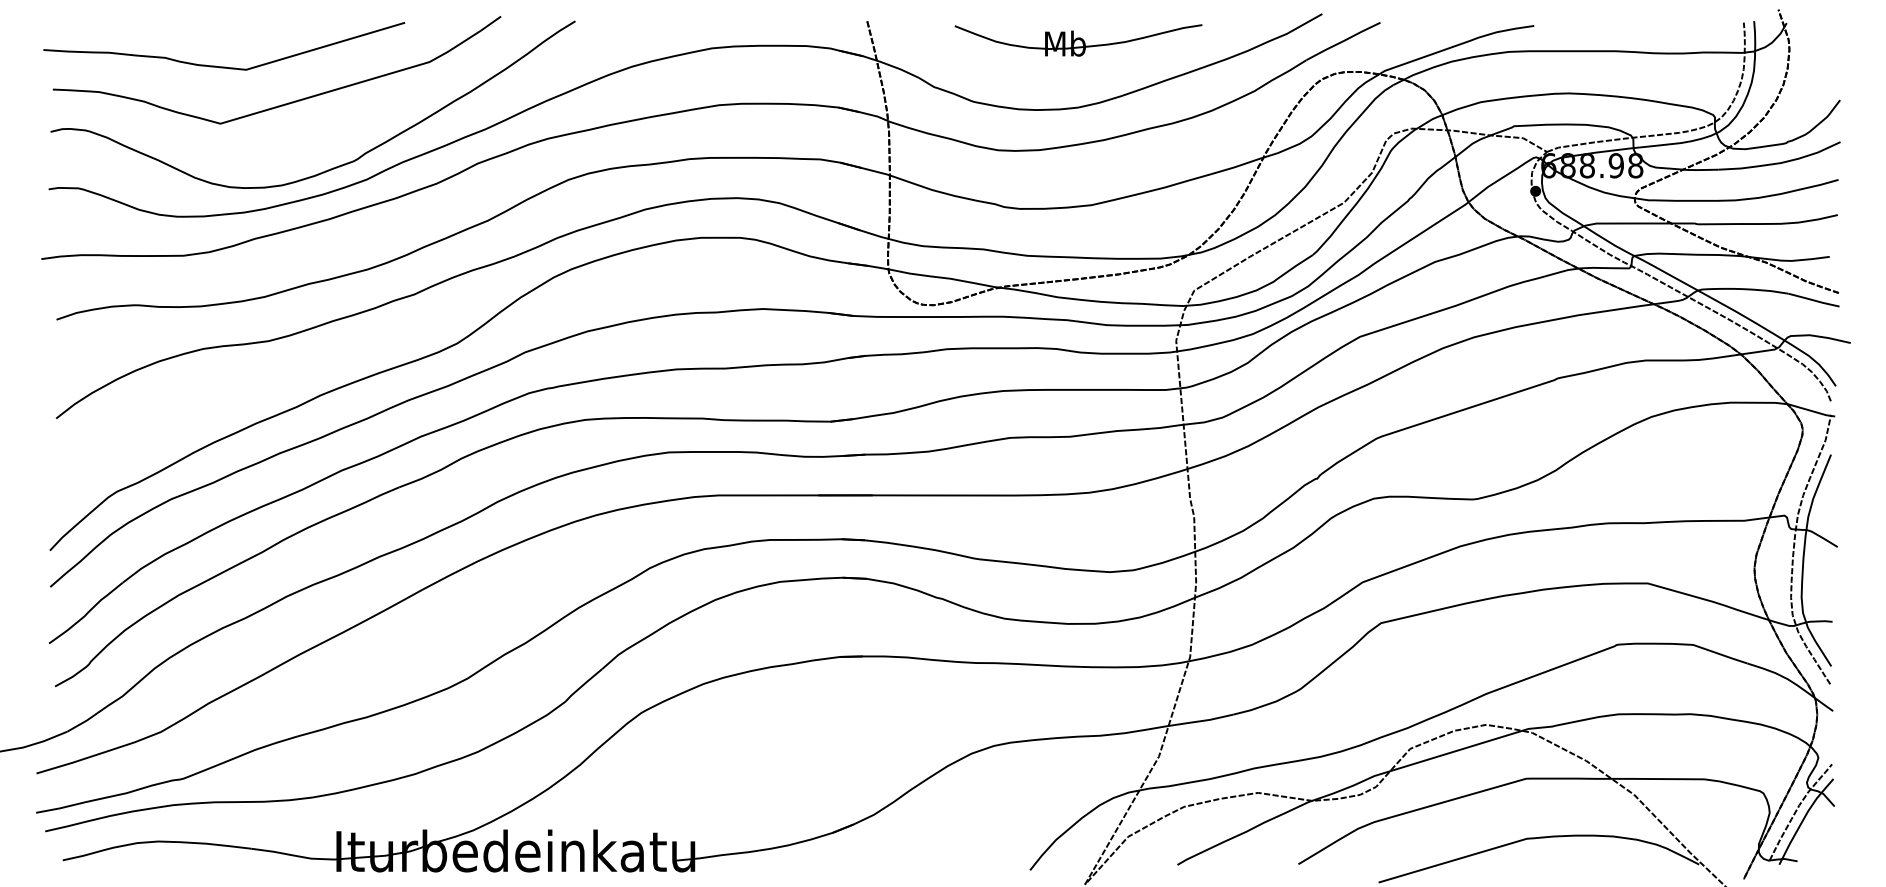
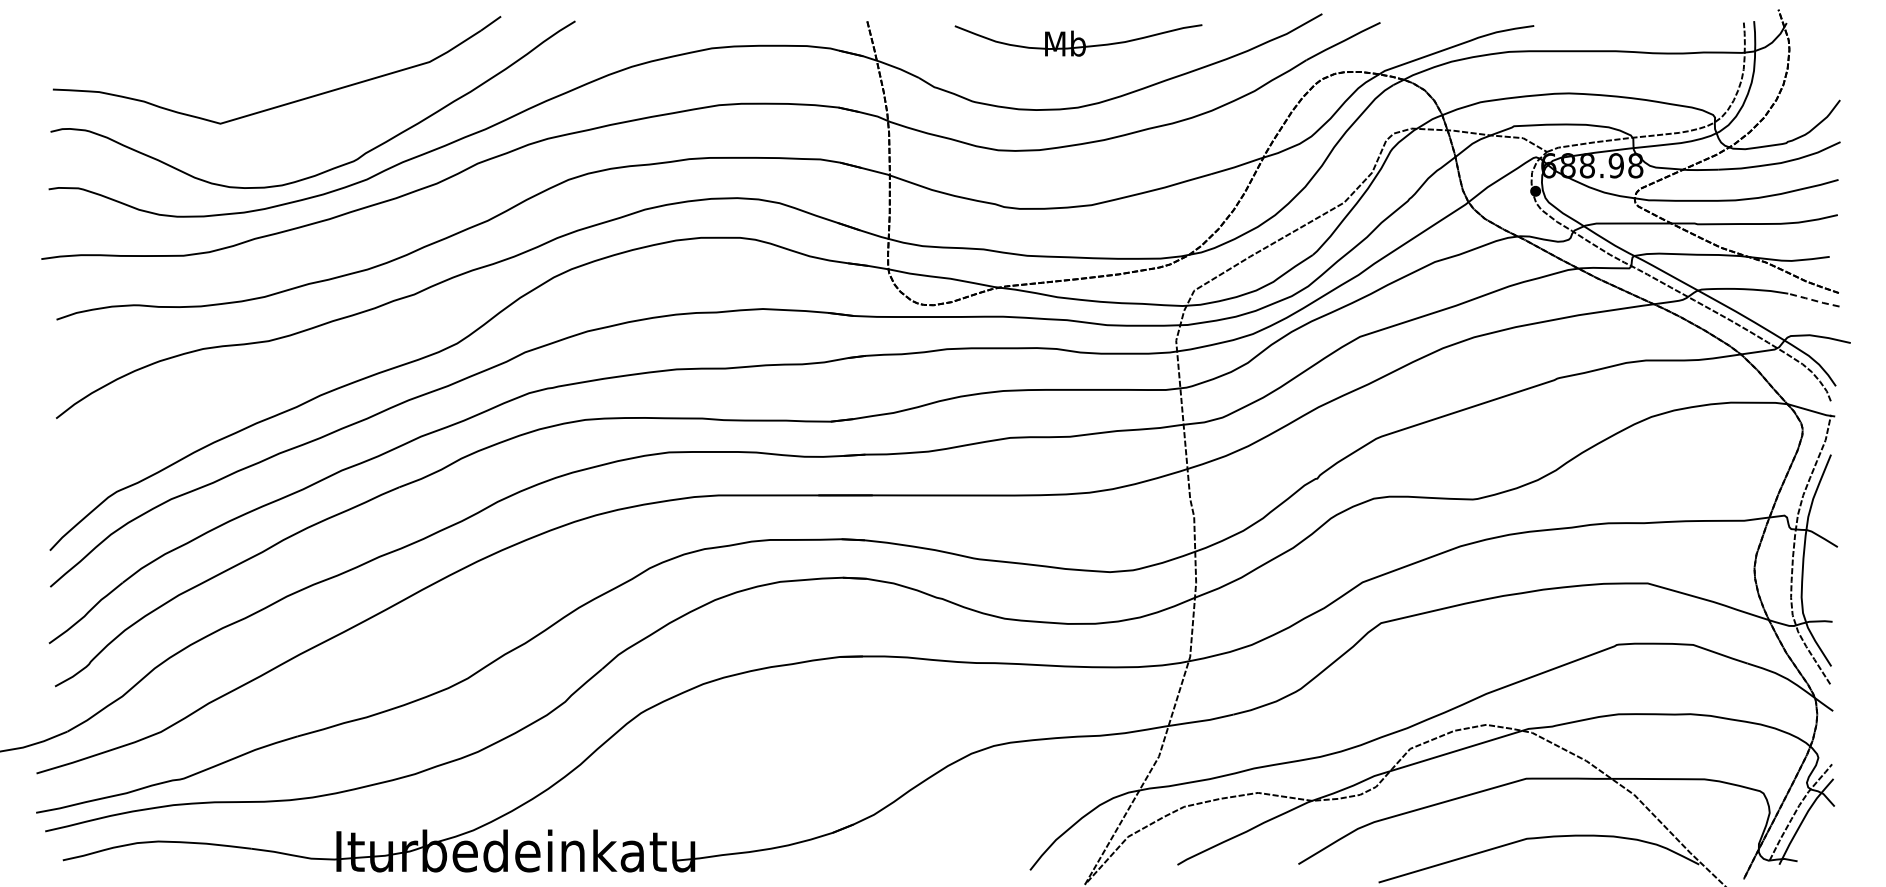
curve: present -> none (224, 66)
line: solid -> dashed (1813, 300)
